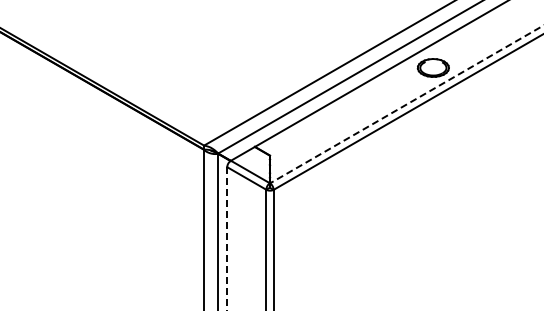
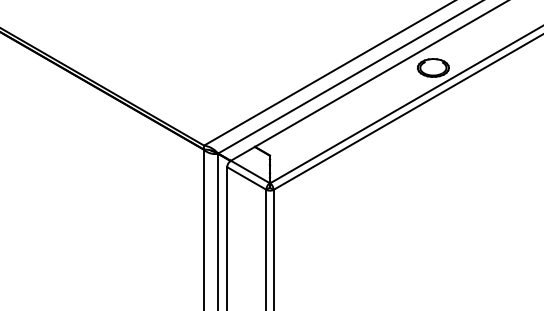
line: dashed -> solid (406, 104)
line: dashed -> solid (227, 239)
